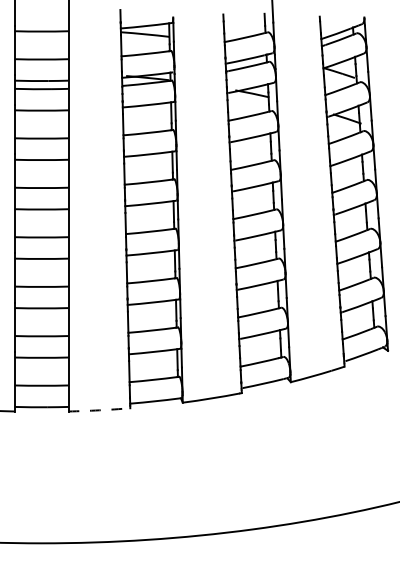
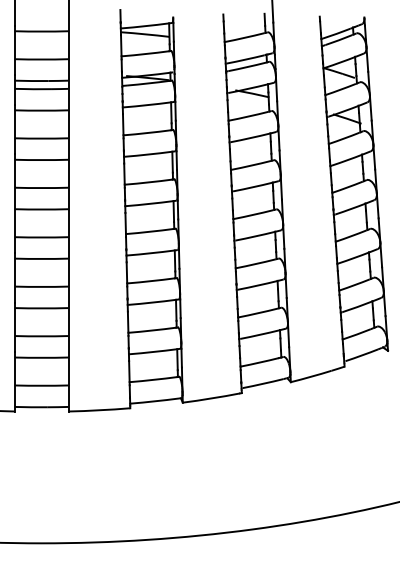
arc: dashed -> solid (99, 410)
